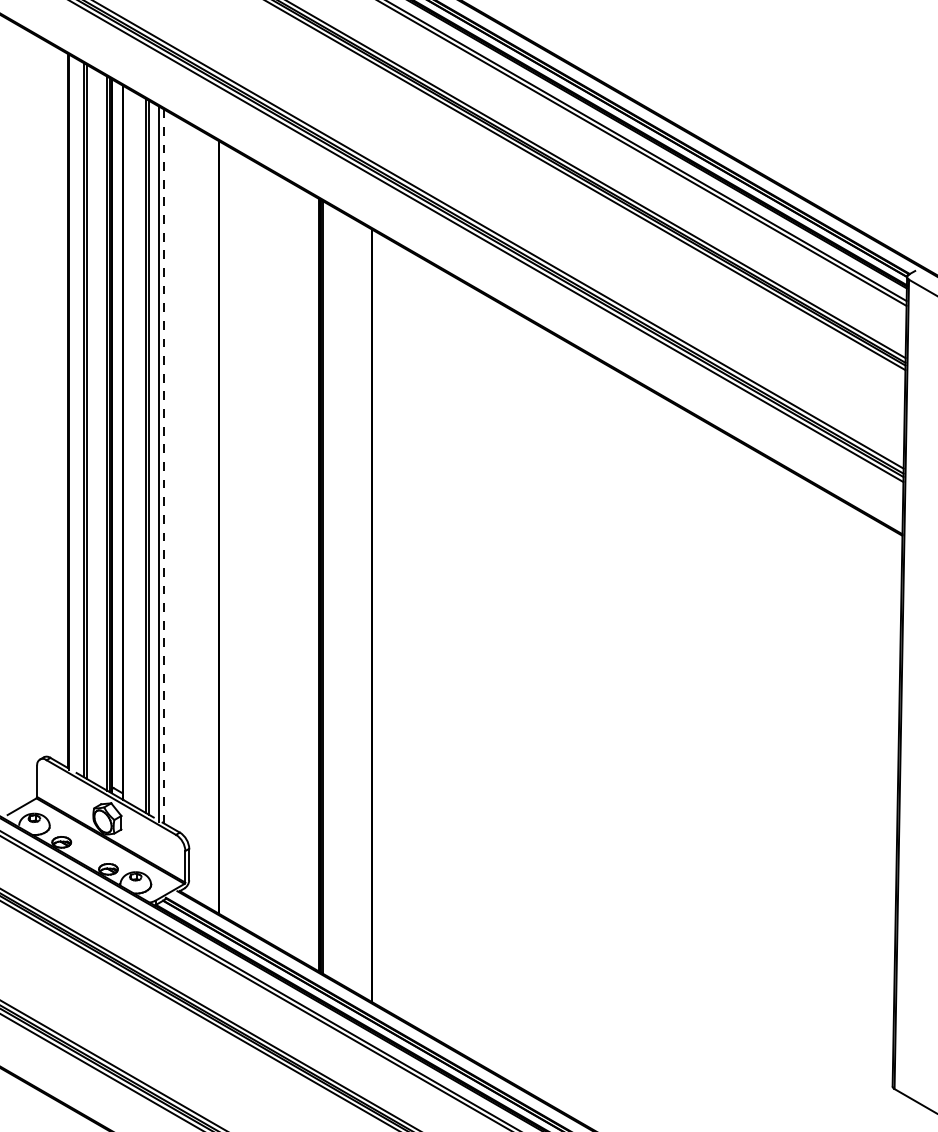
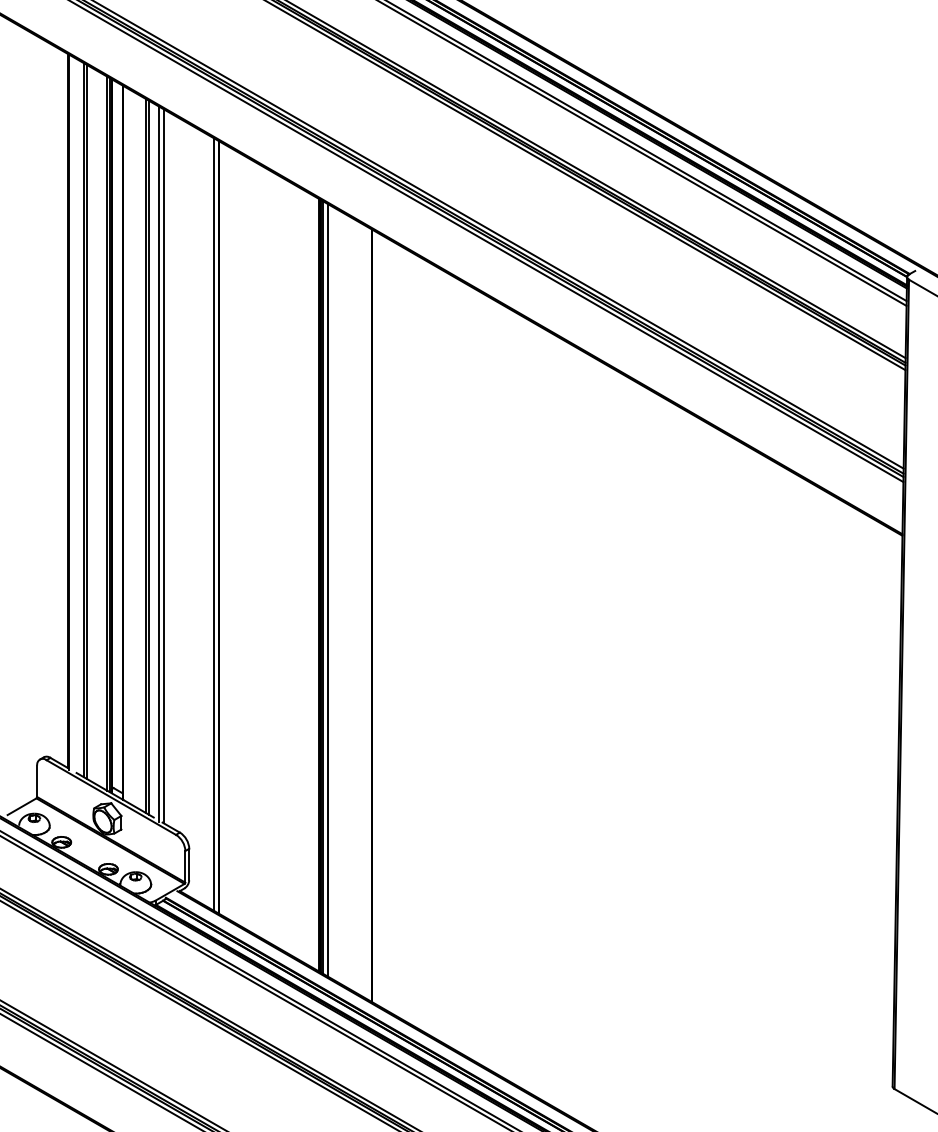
line: dashed -> solid (163, 466)
line: none -> present (214, 524)
line: none -> present (327, 590)
